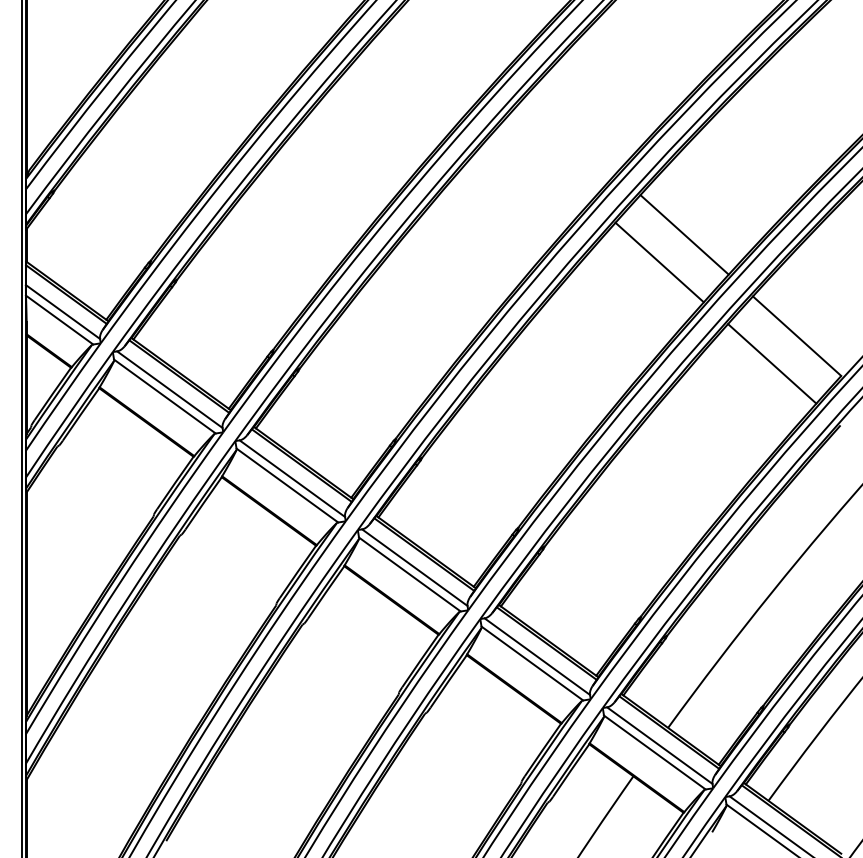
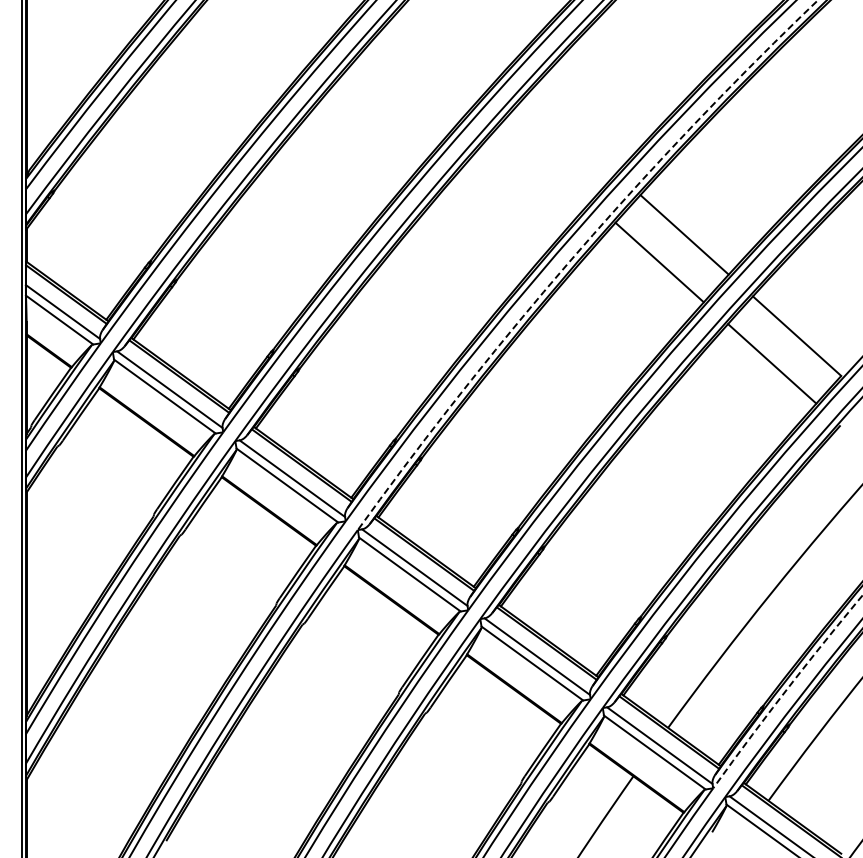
arc: solid -> dashed (575, 254)
arc: solid -> dashed (786, 690)
